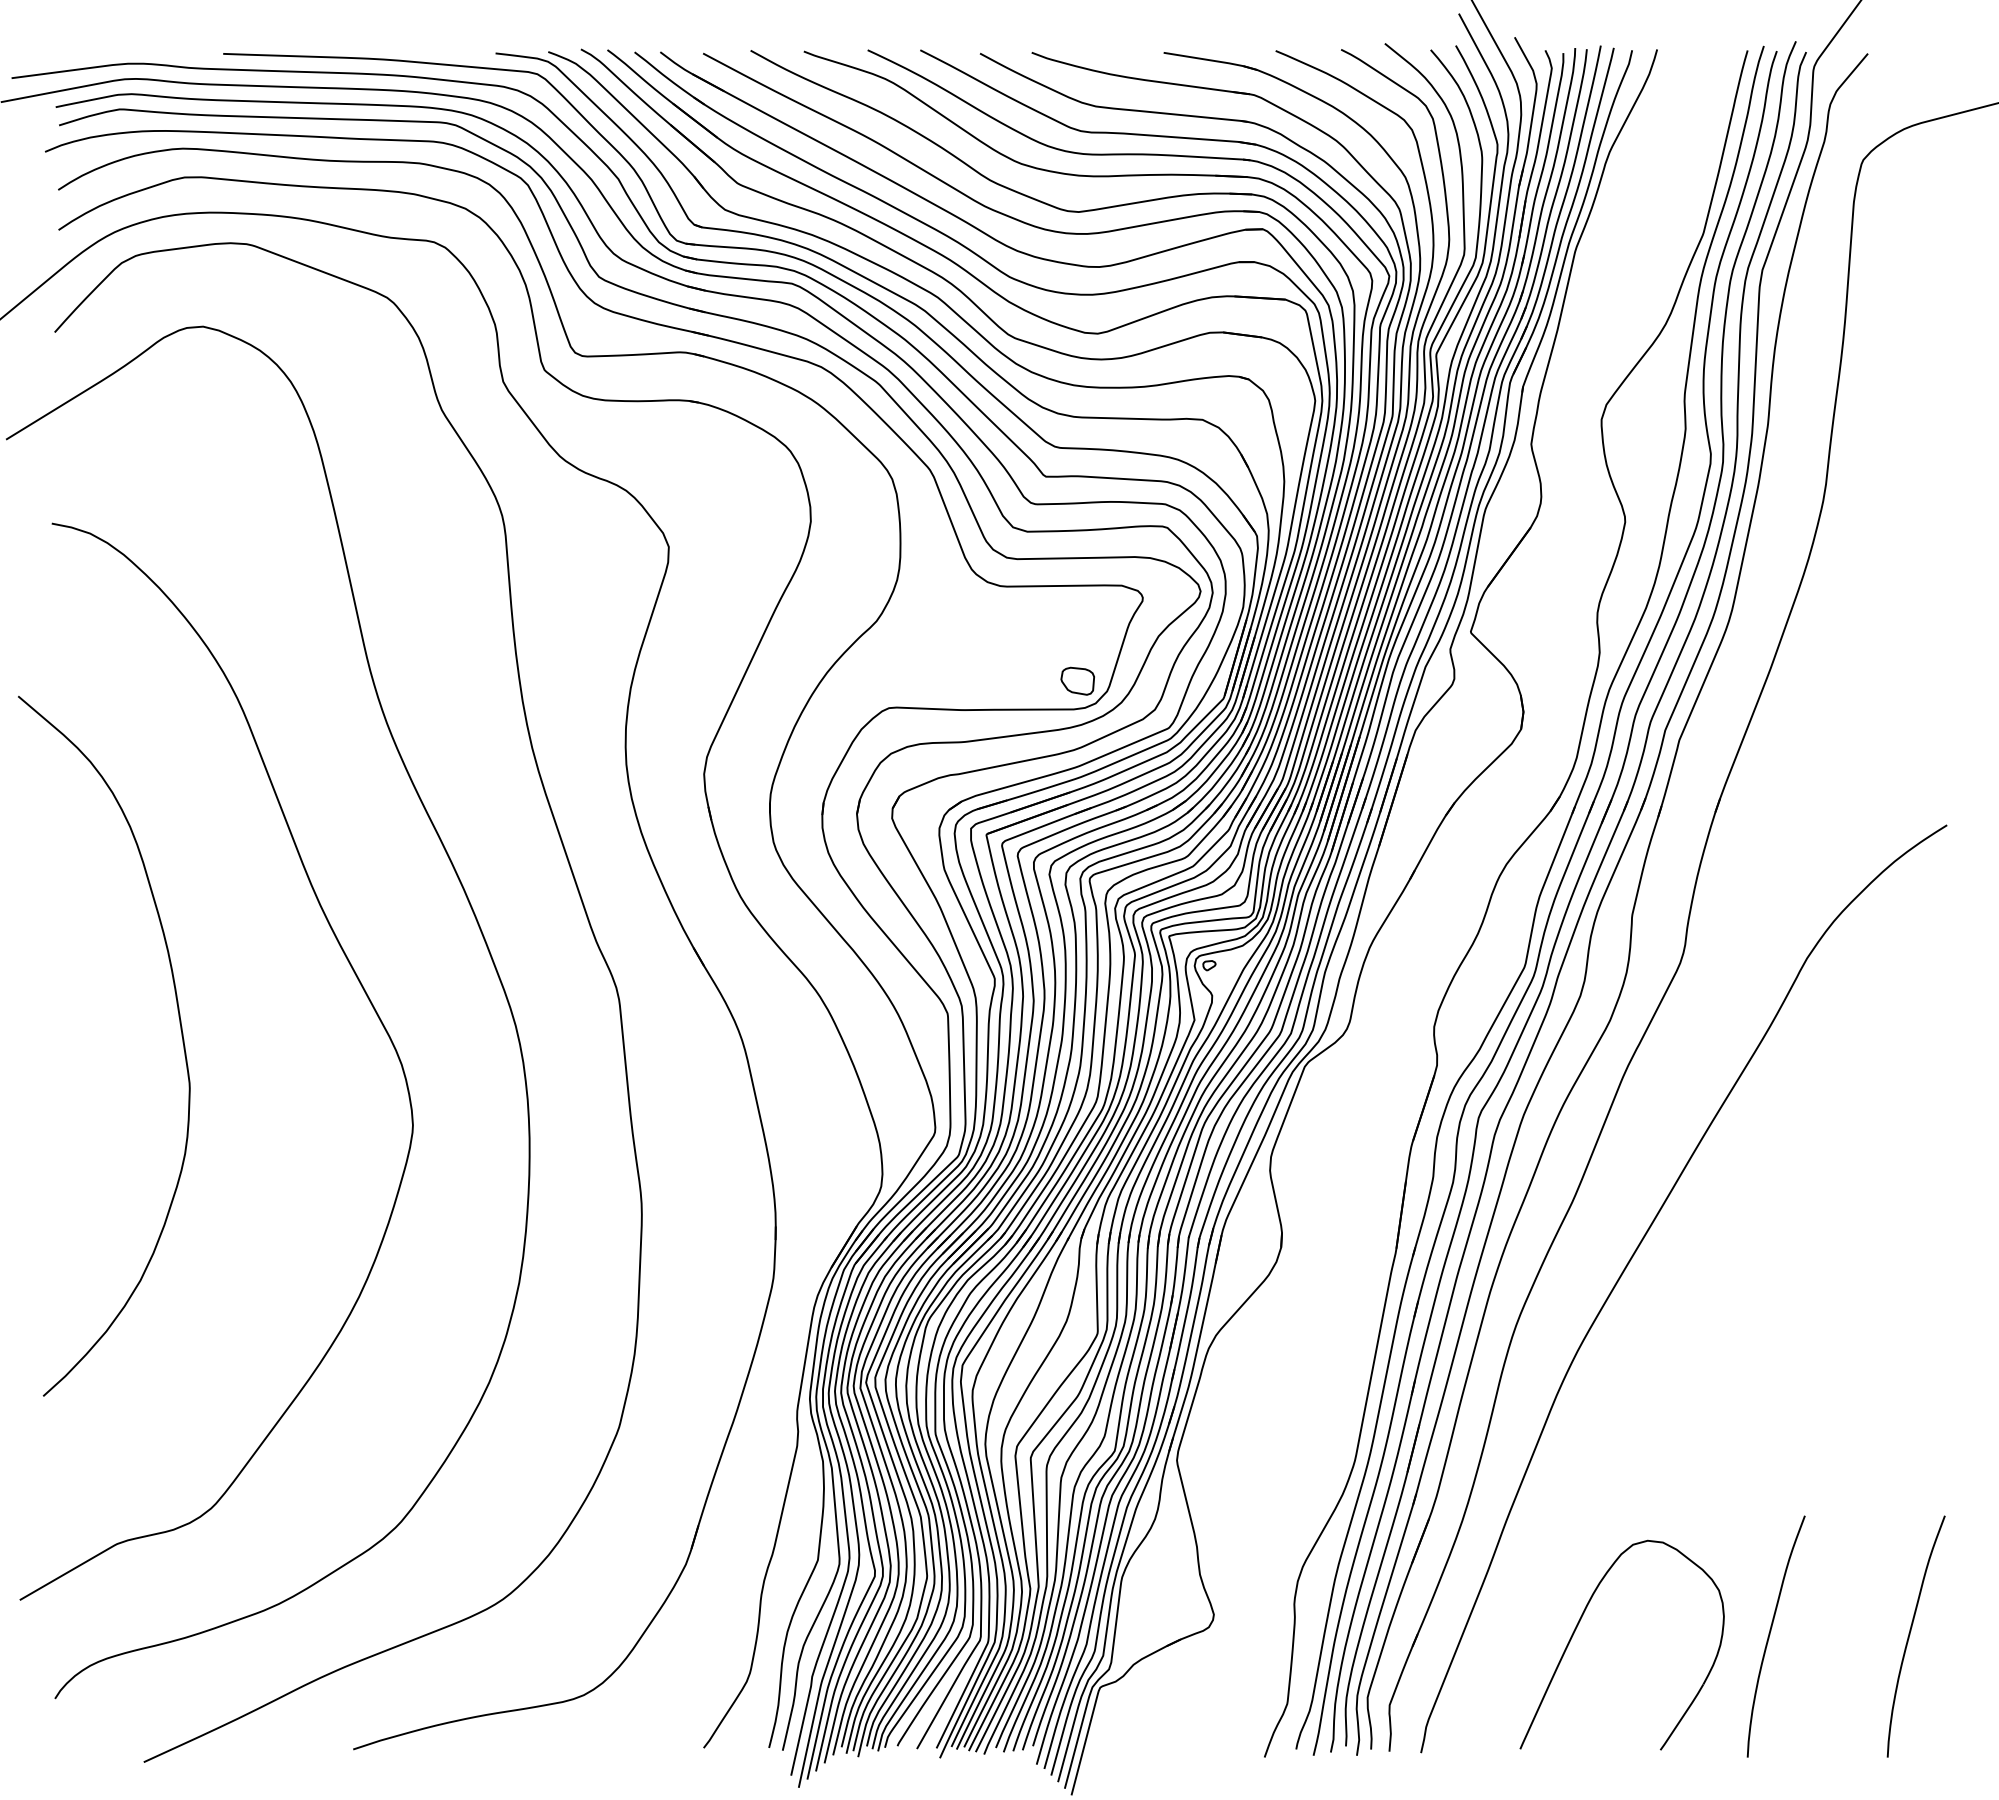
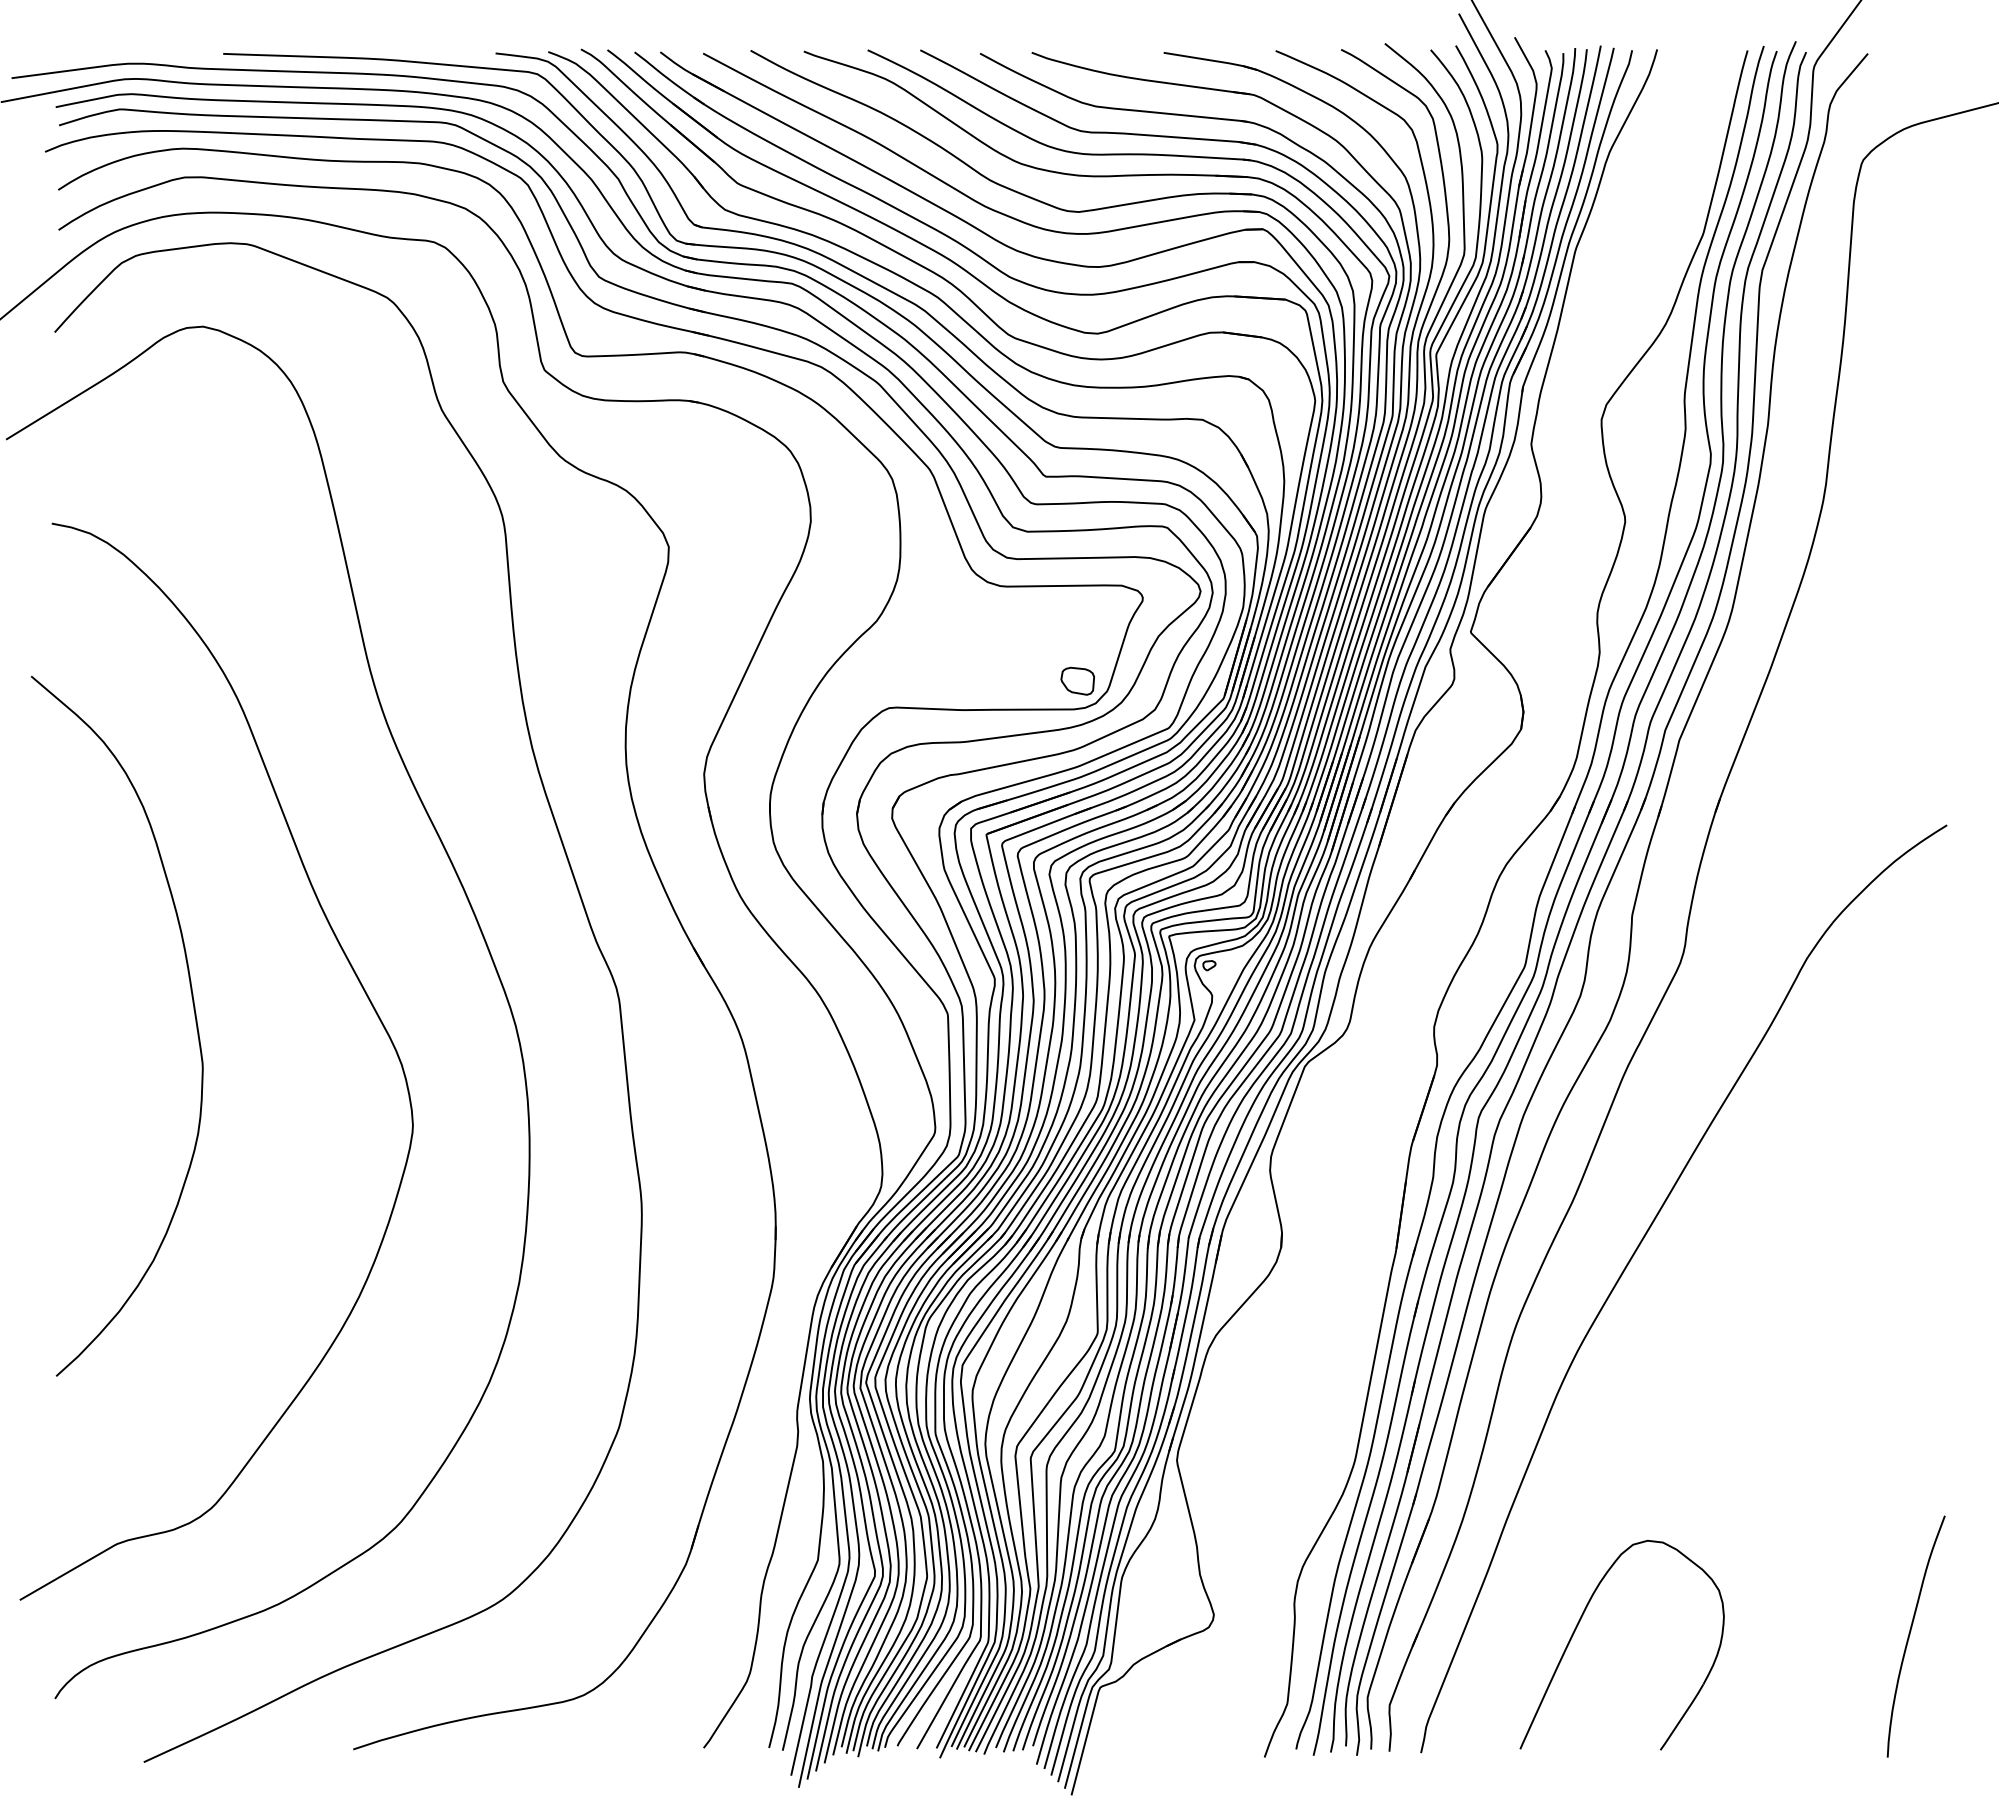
curve position: (180, 1030) -> (193, 1010) (193, 1010)
curve: present -> none (1770, 1635)
